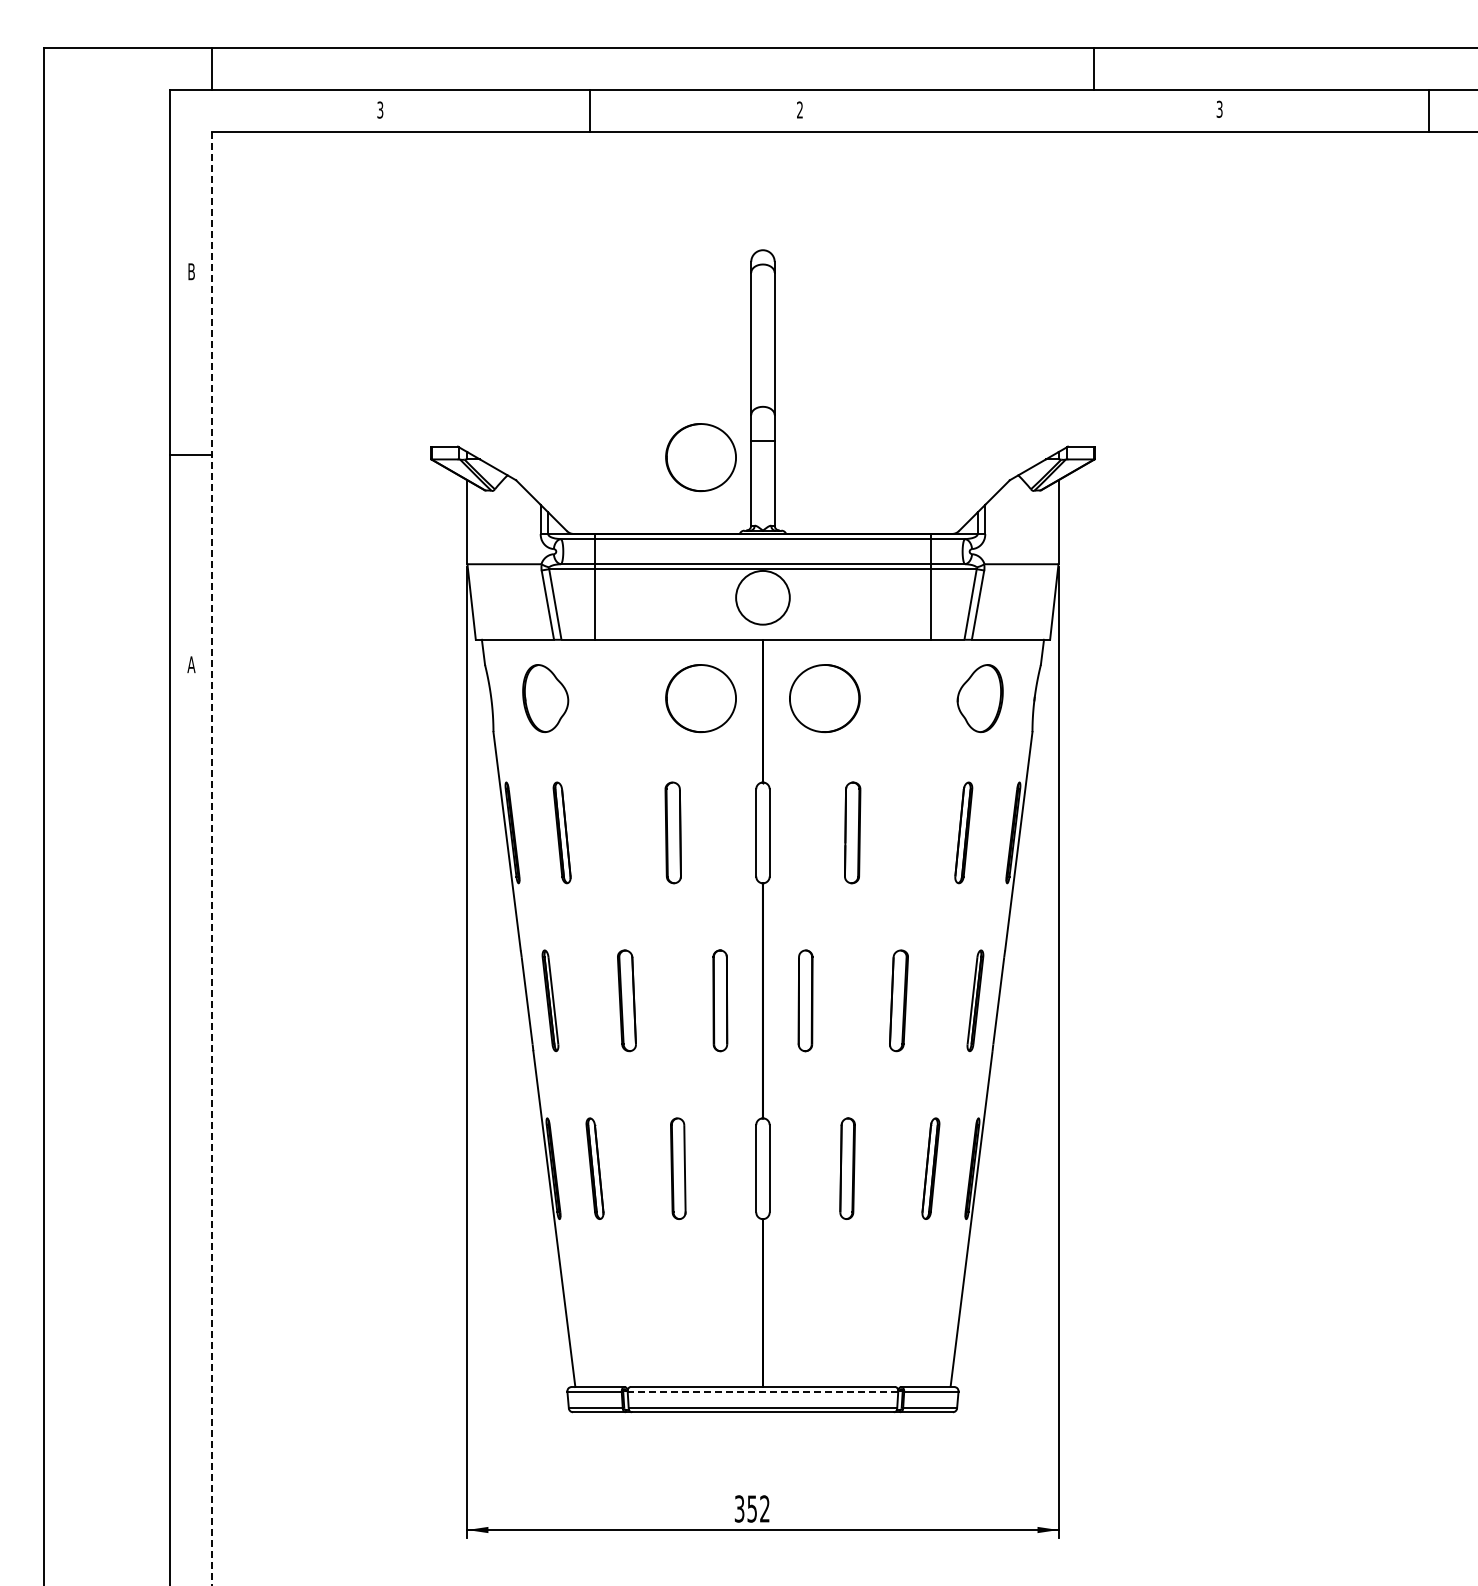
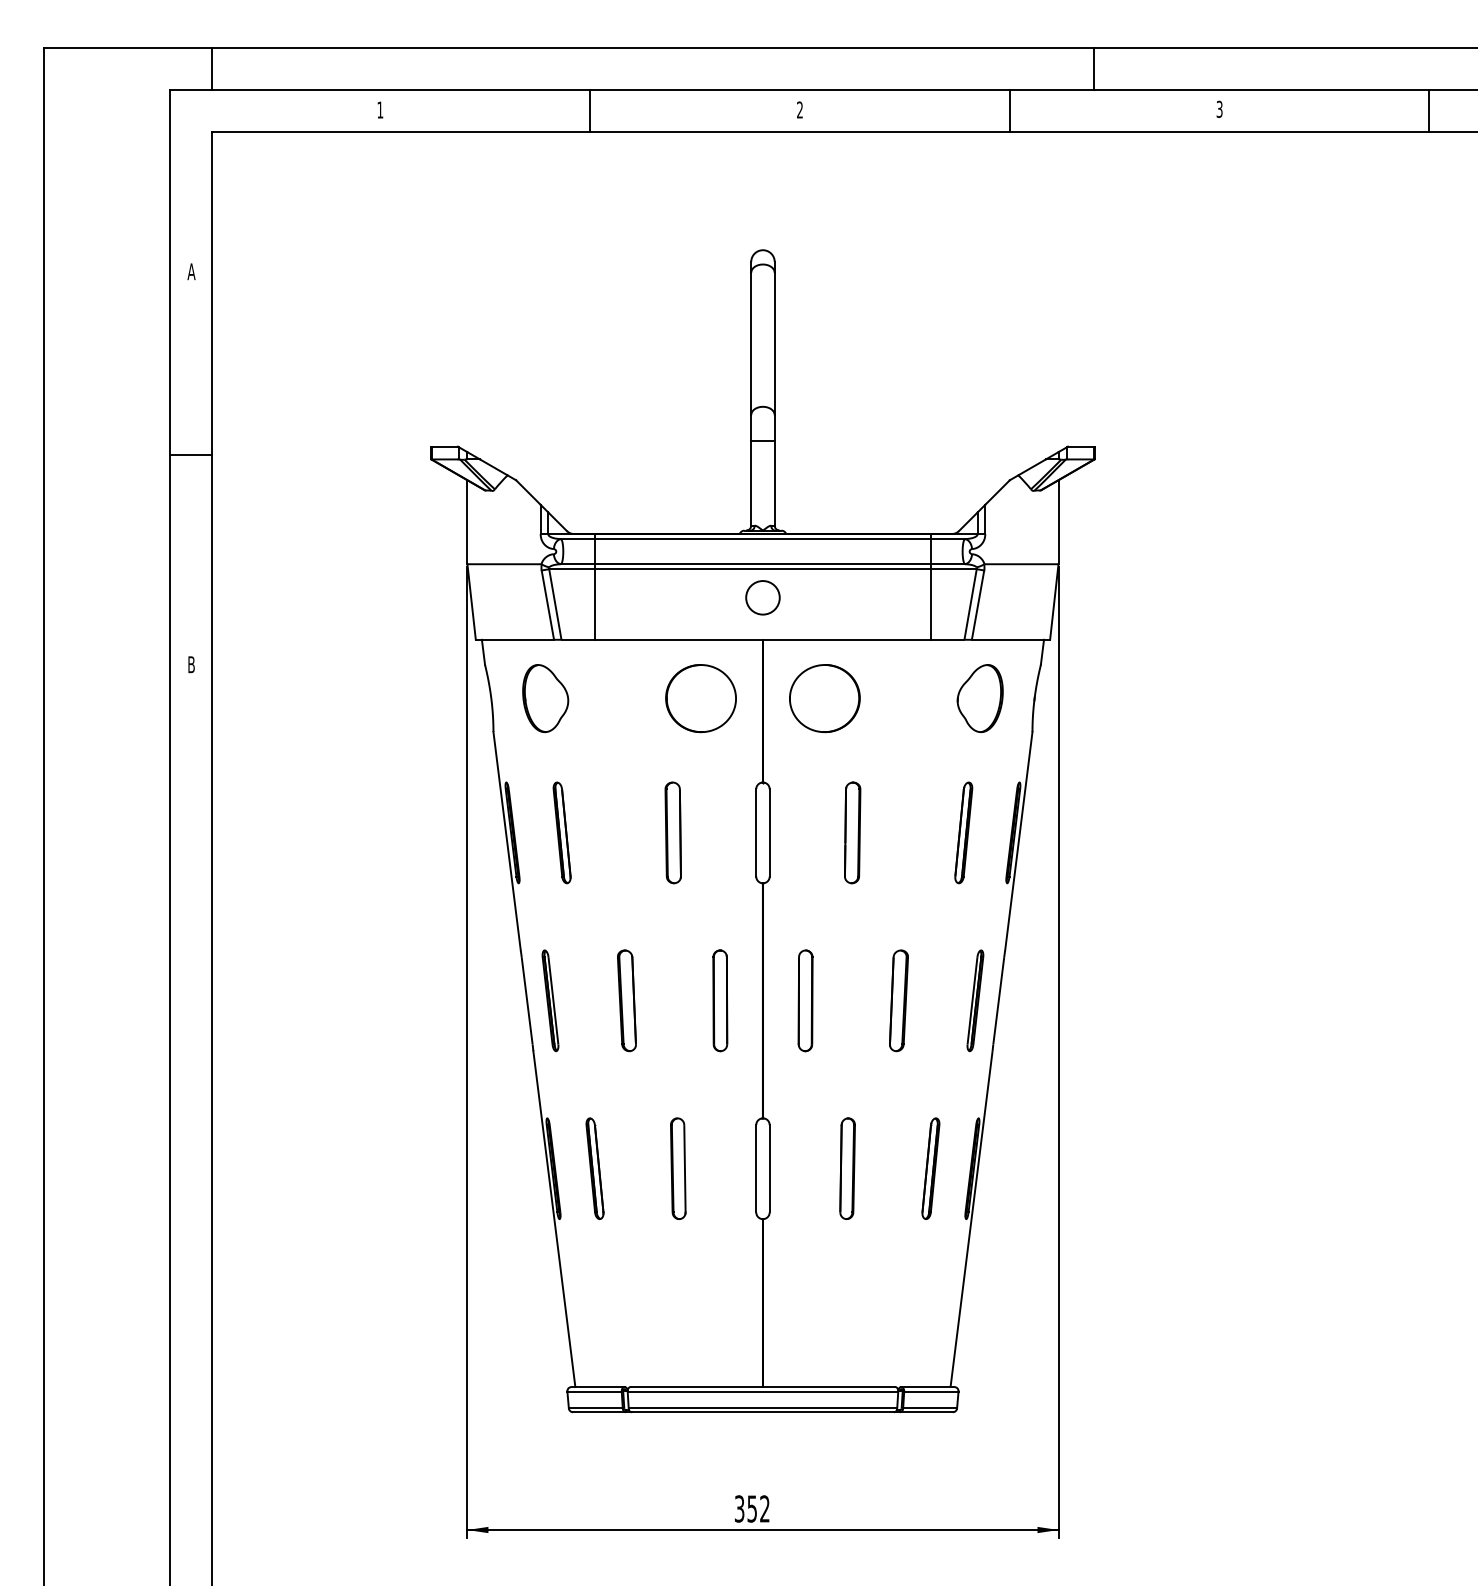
text: 3 -> 1 (380, 109)
line: none -> present (1009, 110)
text: B -> A (191, 271)
part: present -> none (700, 457)
circle diameter: 54 px -> 34 px (762, 597)
text: A -> B (191, 664)
line: dashed -> solid (212, 858)
line: dashed -> solid (762, 1391)
